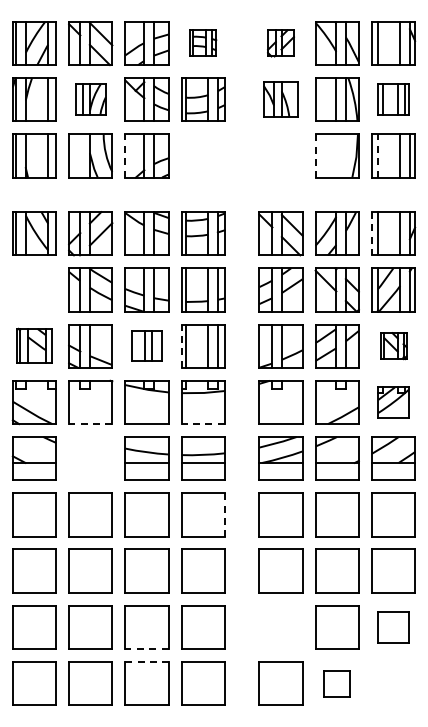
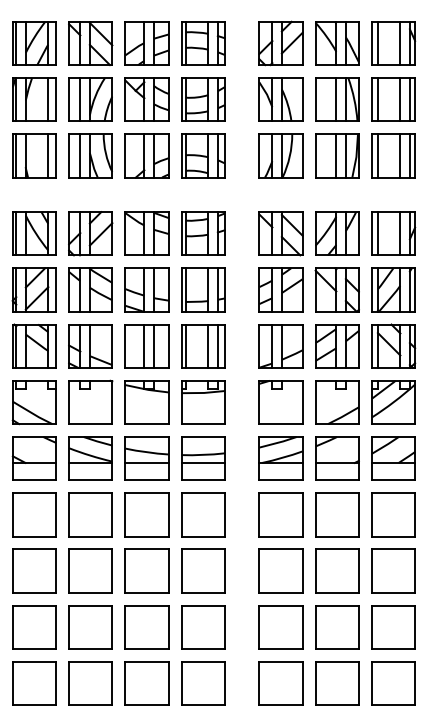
part size: 29x28 px -> 45x45 px (203, 43)
part size: 28x29 px -> 46x47 px (280, 43)
part size: 32x33 px -> 45x45 px (90, 99)
part size: 36x37 px -> 46x45 px (280, 99)
part size: 33x33 px -> 45x45 px (393, 99)
line: none -> present (80, 155)
line: dashed -> solid (125, 155)
part: none -> present (203, 155)
part: none -> present (280, 155)
line: dashed -> solid (315, 155)
line: none -> present (336, 155)
line: none -> present (345, 155)
line: dashed -> solid (377, 155)
line: dashed -> solid (371, 233)
part: none -> present (33, 289)
part size: 37x37 px -> 45x46 px (34, 345)
part size: 32x32 px -> 46x45 px (146, 346)
line: dashed -> solid (181, 346)
part size: 28x29 px -> 46x46 px (393, 345)
part size: 33x33 px -> 45x45 px (393, 402)
line: dashed -> solid (90, 424)
line: dashed -> solid (203, 424)
part: none -> present (90, 458)
line: dashed -> solid (224, 514)
part: none -> present (280, 627)
part size: 33x33 px -> 45x45 px (393, 627)
line: dashed -> solid (146, 648)
line: dashed -> solid (146, 661)
part size: 28x28 px -> 45x45 px (337, 683)
part: none -> present (393, 683)
